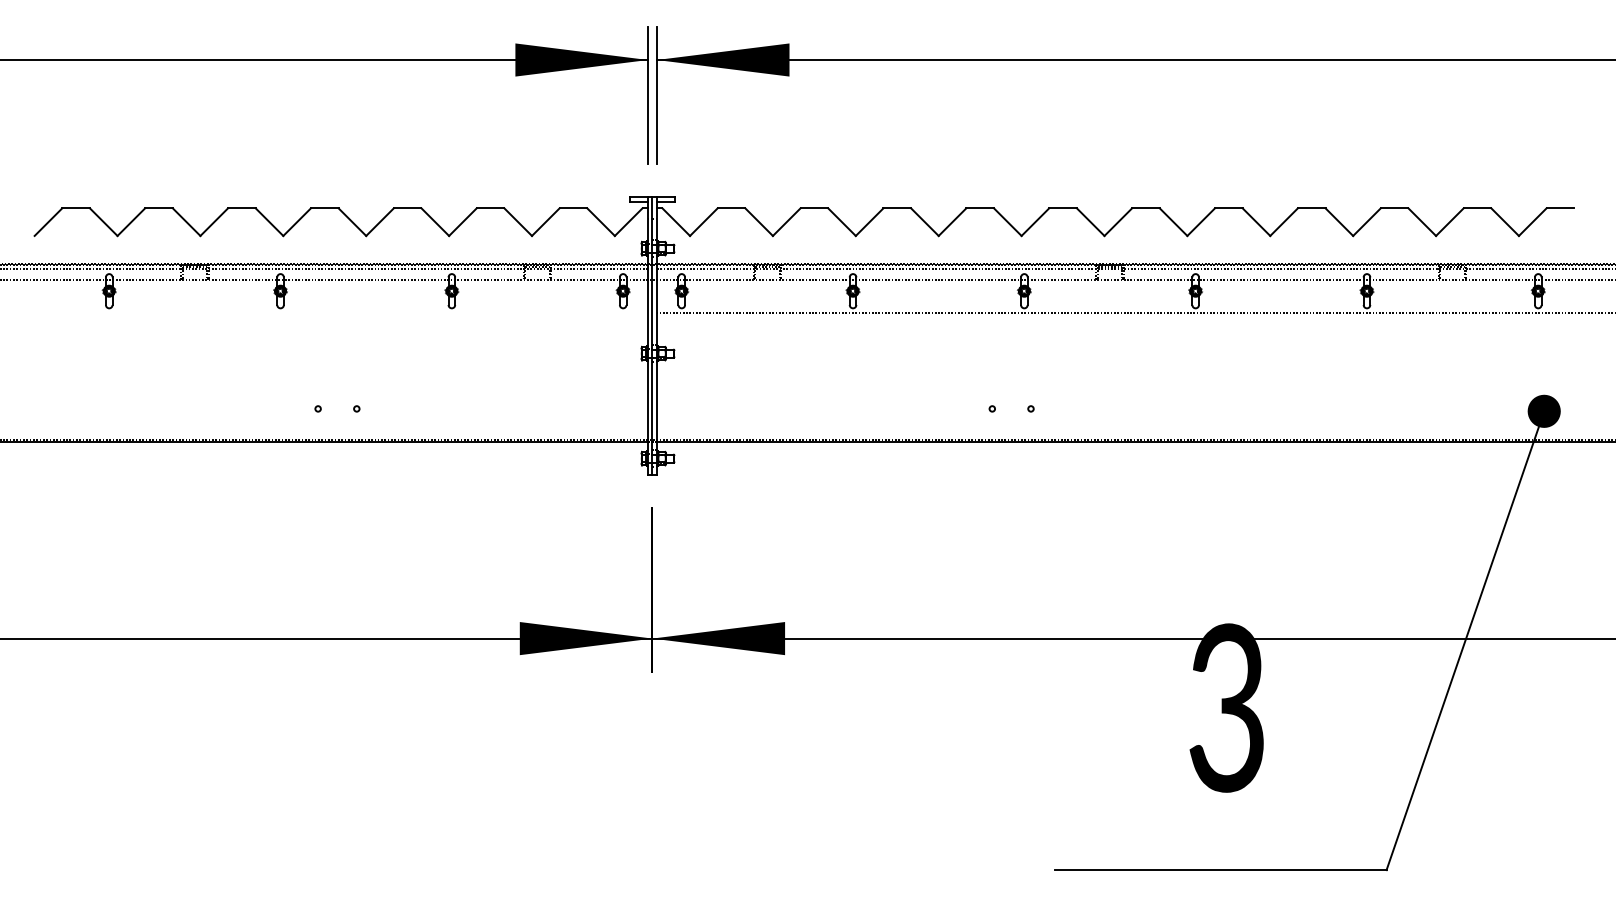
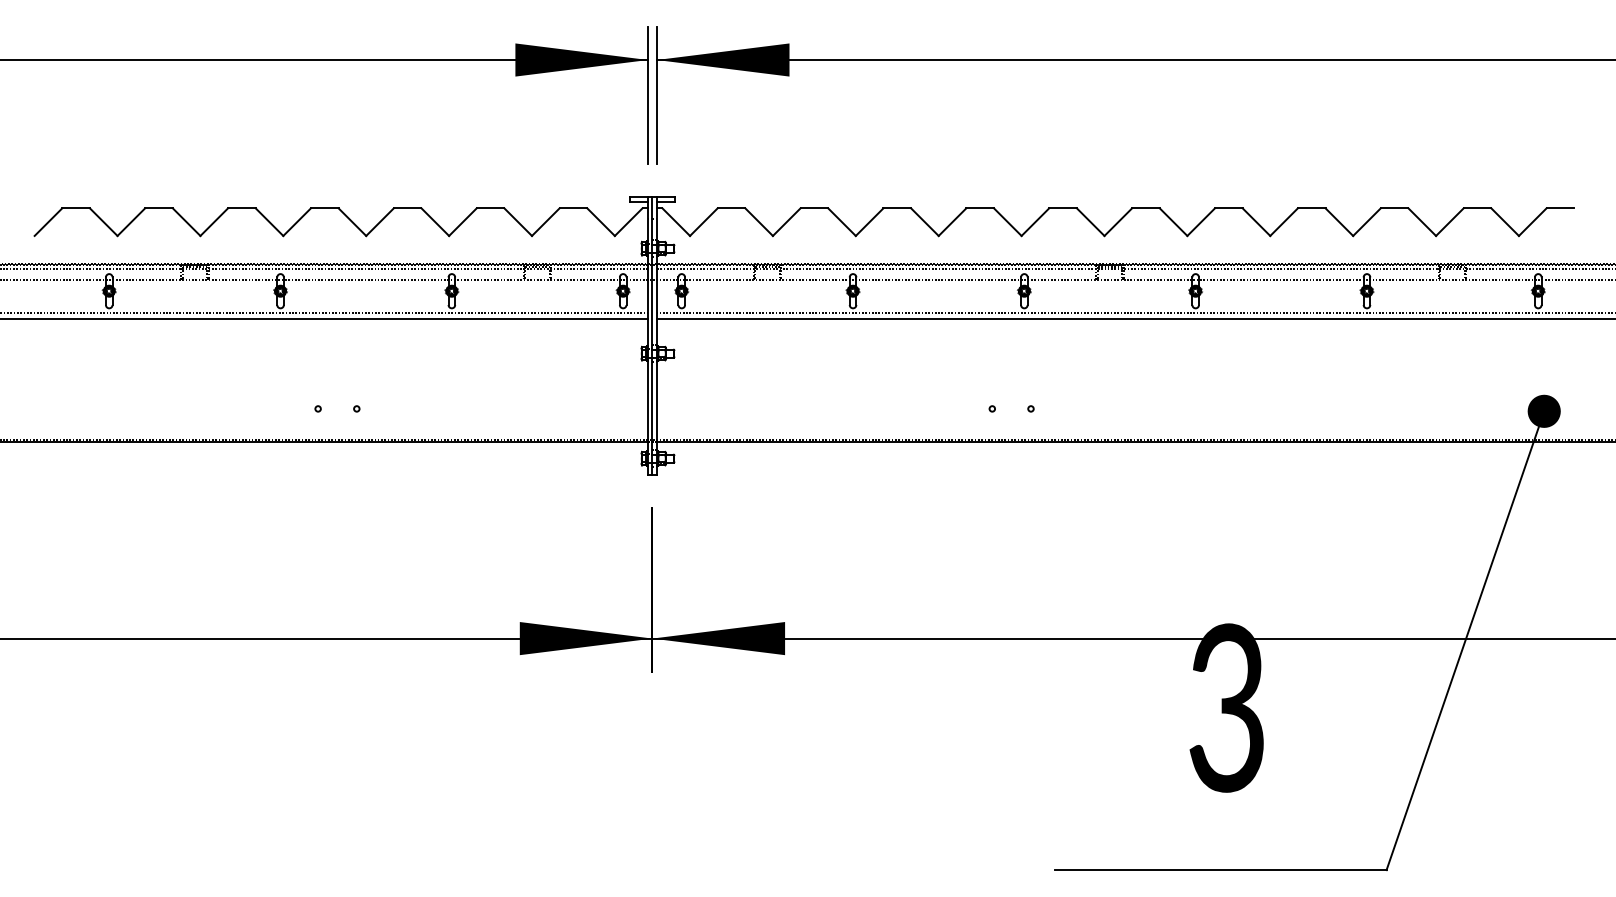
line: none -> present (325, 313)
line: none -> present (325, 318)
line: none -> present (1134, 318)
